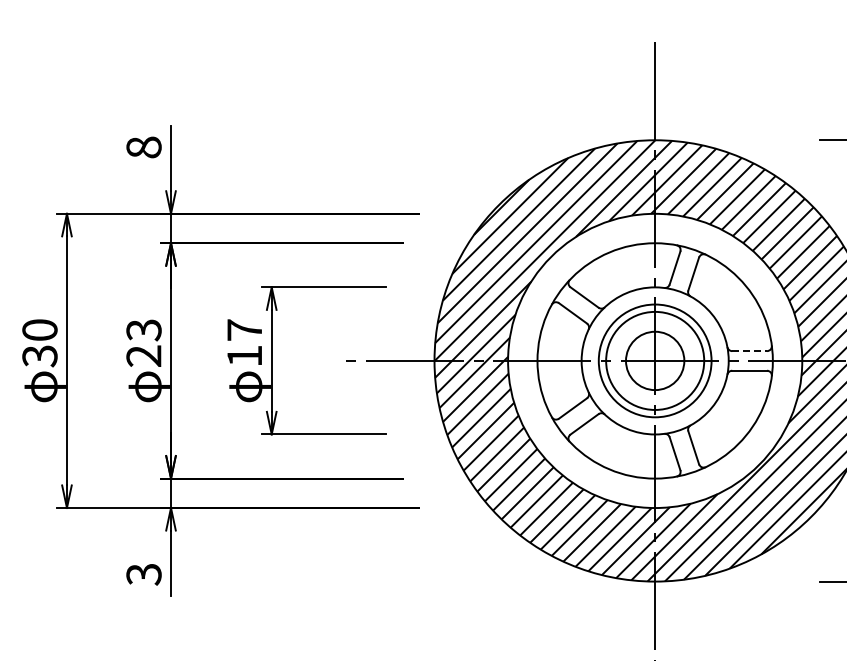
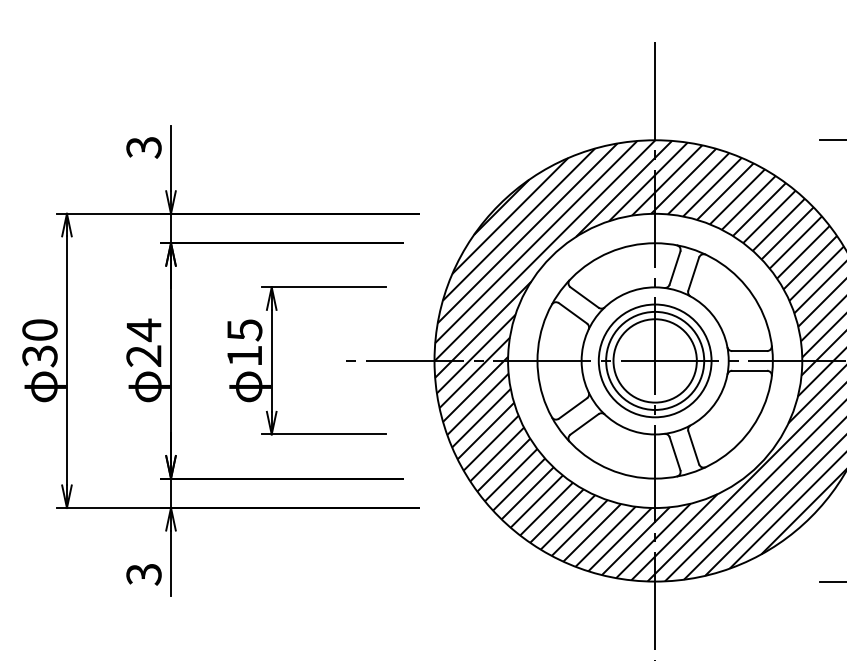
text: 8 -> 3 (143, 147)
text: 23 -> 24 (143, 330)
text: 17 -> 15 (244, 330)
line: dashed -> solid (750, 351)
circle diameter: 58 px -> 83 px (654, 360)
